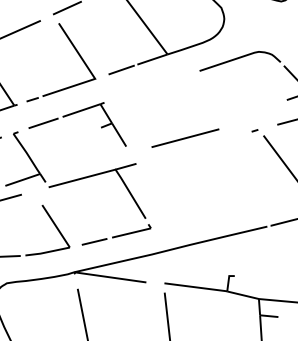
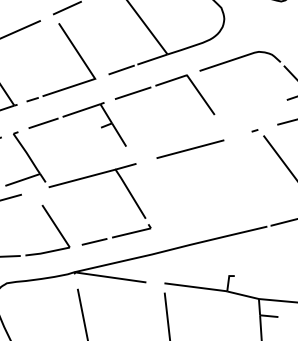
part: none -> present (160, 85)
line position: (185, 137) -> (190, 148) (190, 148)
